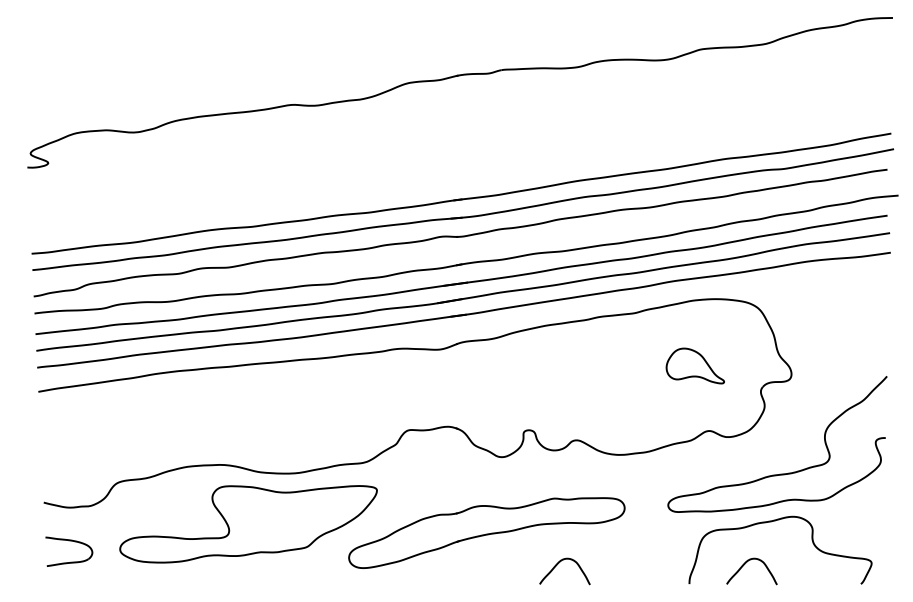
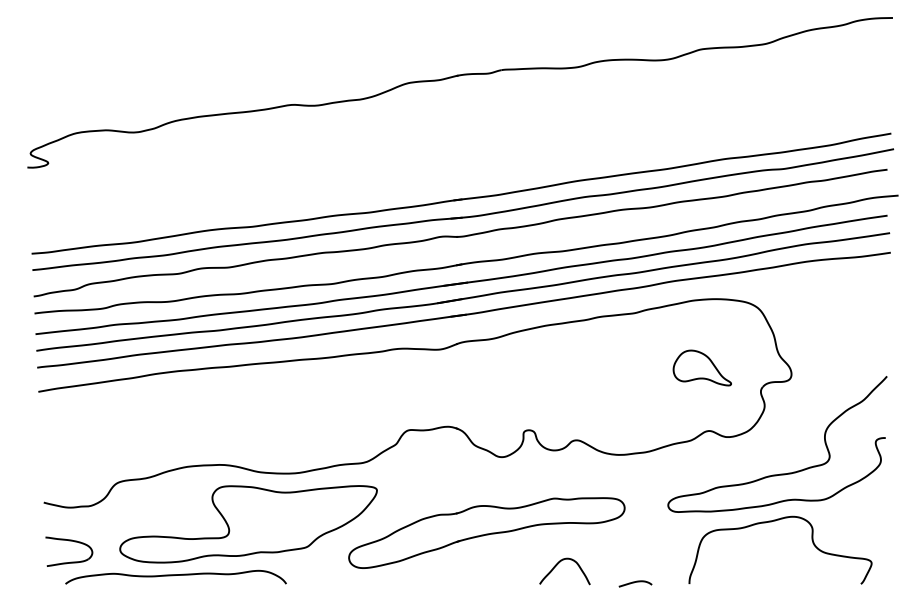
part position: (694, 365) -> (701, 367) (701, 367)
curve: present -> none (745, 564)
curve: none -> present (175, 575)
curve: none -> present (635, 582)
